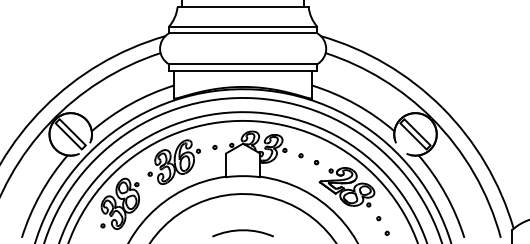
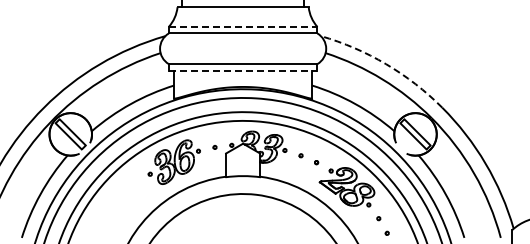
line: solid -> dashed (243, 26)
arc: solid -> dashed (386, 64)
line: solid -> dashed (243, 70)
part: present -> none (119, 203)
arc: present -> none (242, 231)
